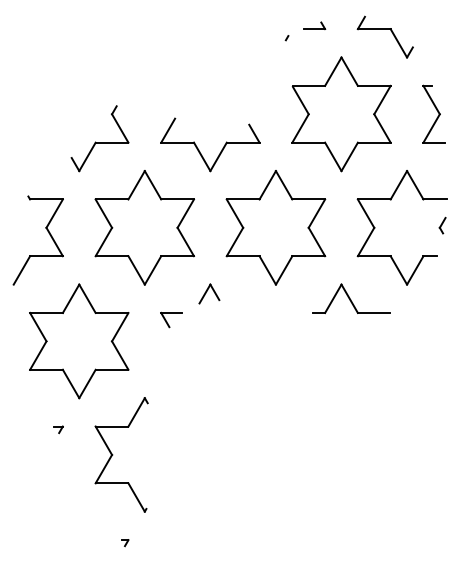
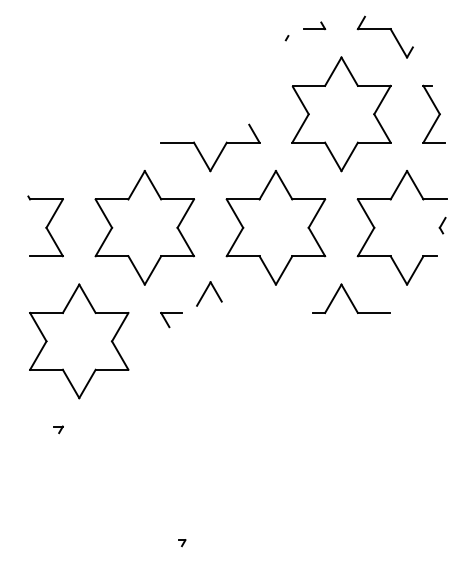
line: present -> none (168, 130)
part: present -> none (99, 138)
line: present -> none (21, 270)
part size: 23x22 px -> 27x26 px (209, 293)
part: present -> none (113, 454)
part position: (125, 543) -> (182, 543) (182, 543)
